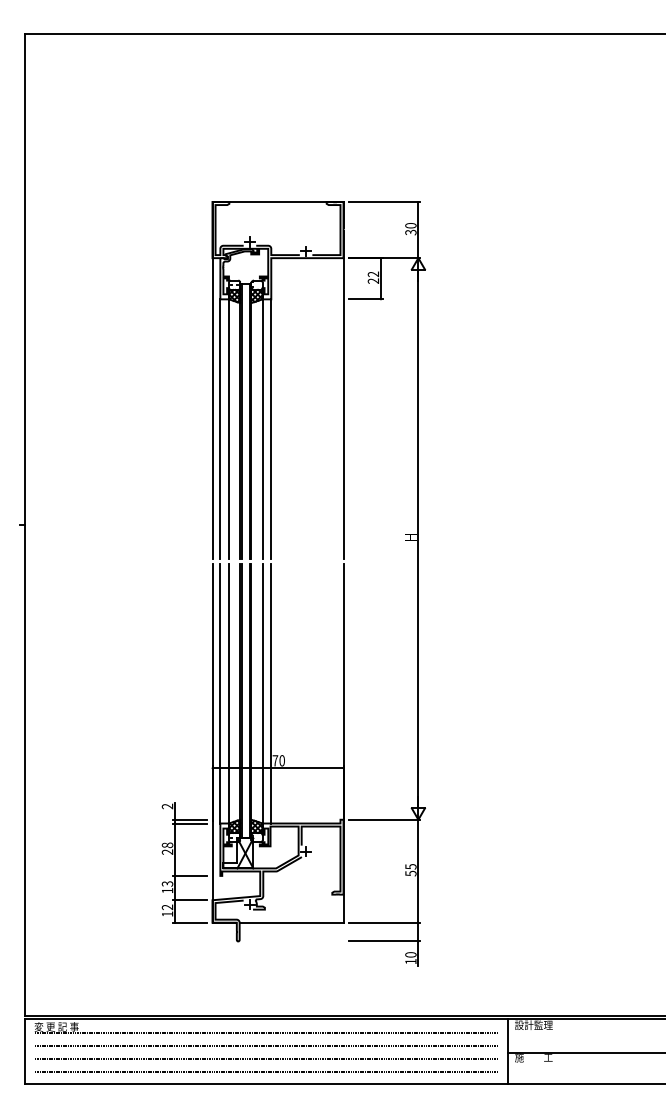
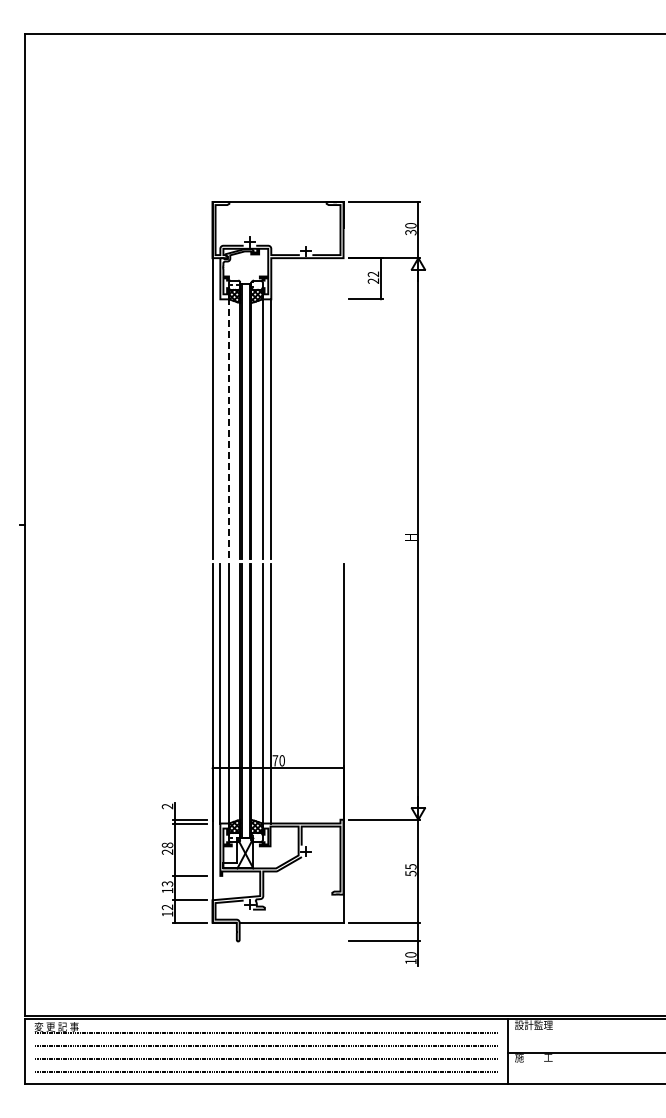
line: present -> none (343, 394)
line: present -> none (220, 428)
line: solid -> dashed (228, 429)
